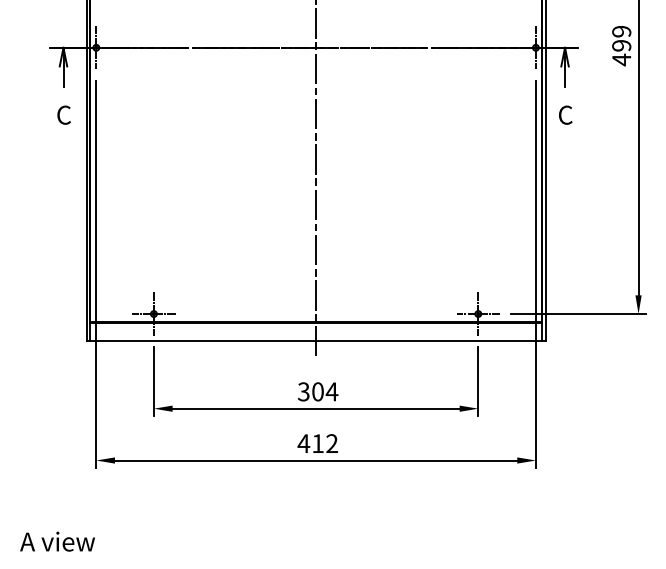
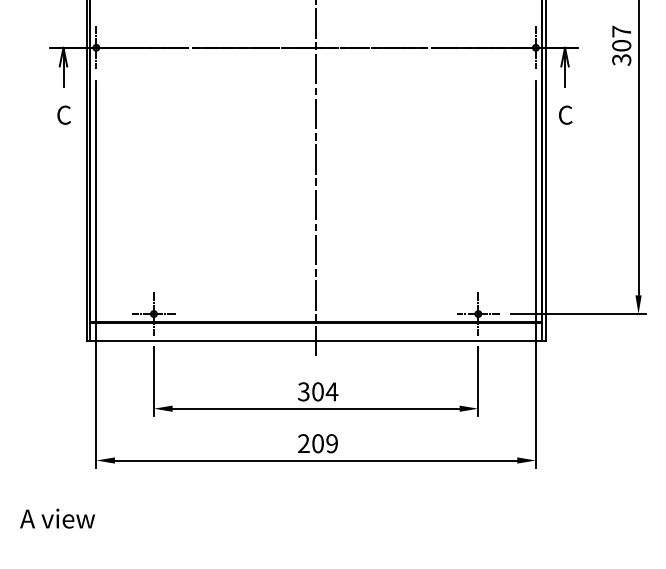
text: 499 -> 307 (621, 45)
text: 412 -> 209 (317, 443)
text position: (57, 541) -> (57, 518) (57, 518)
